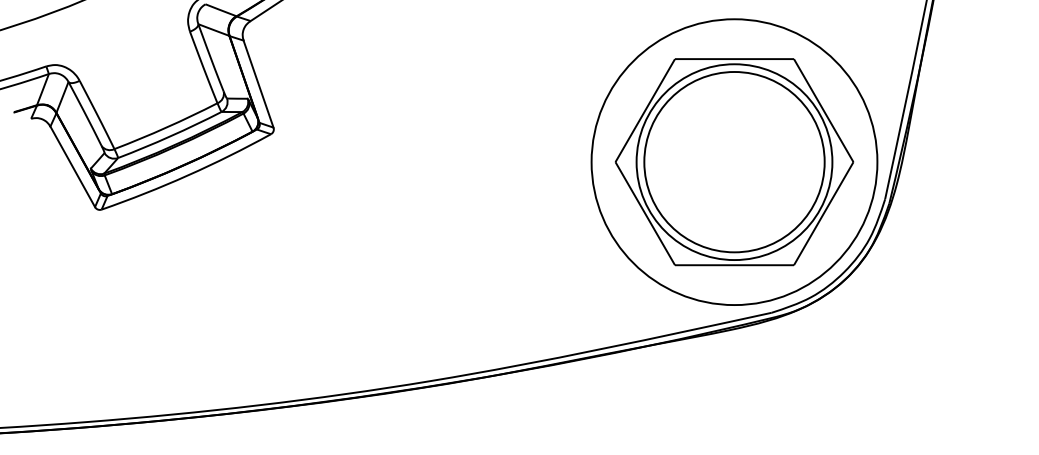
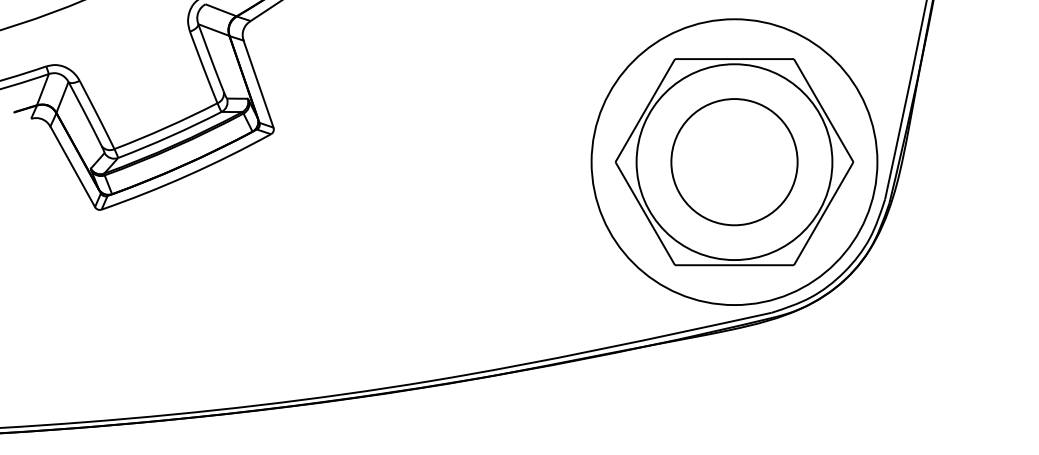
circle diameter: 180 px -> 126 px (734, 162)
